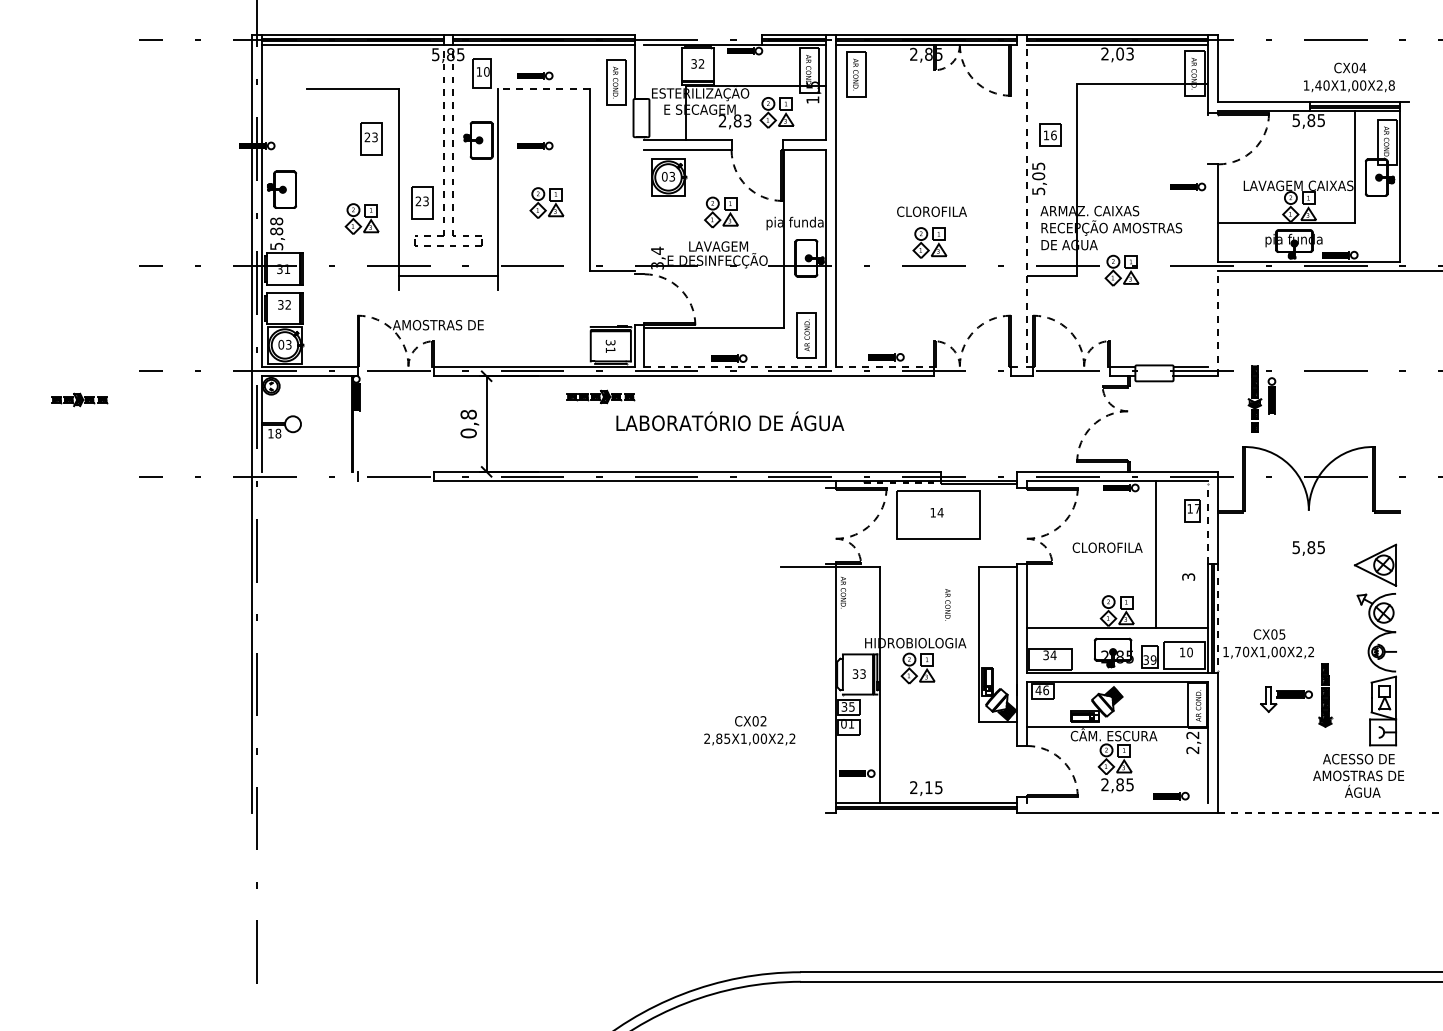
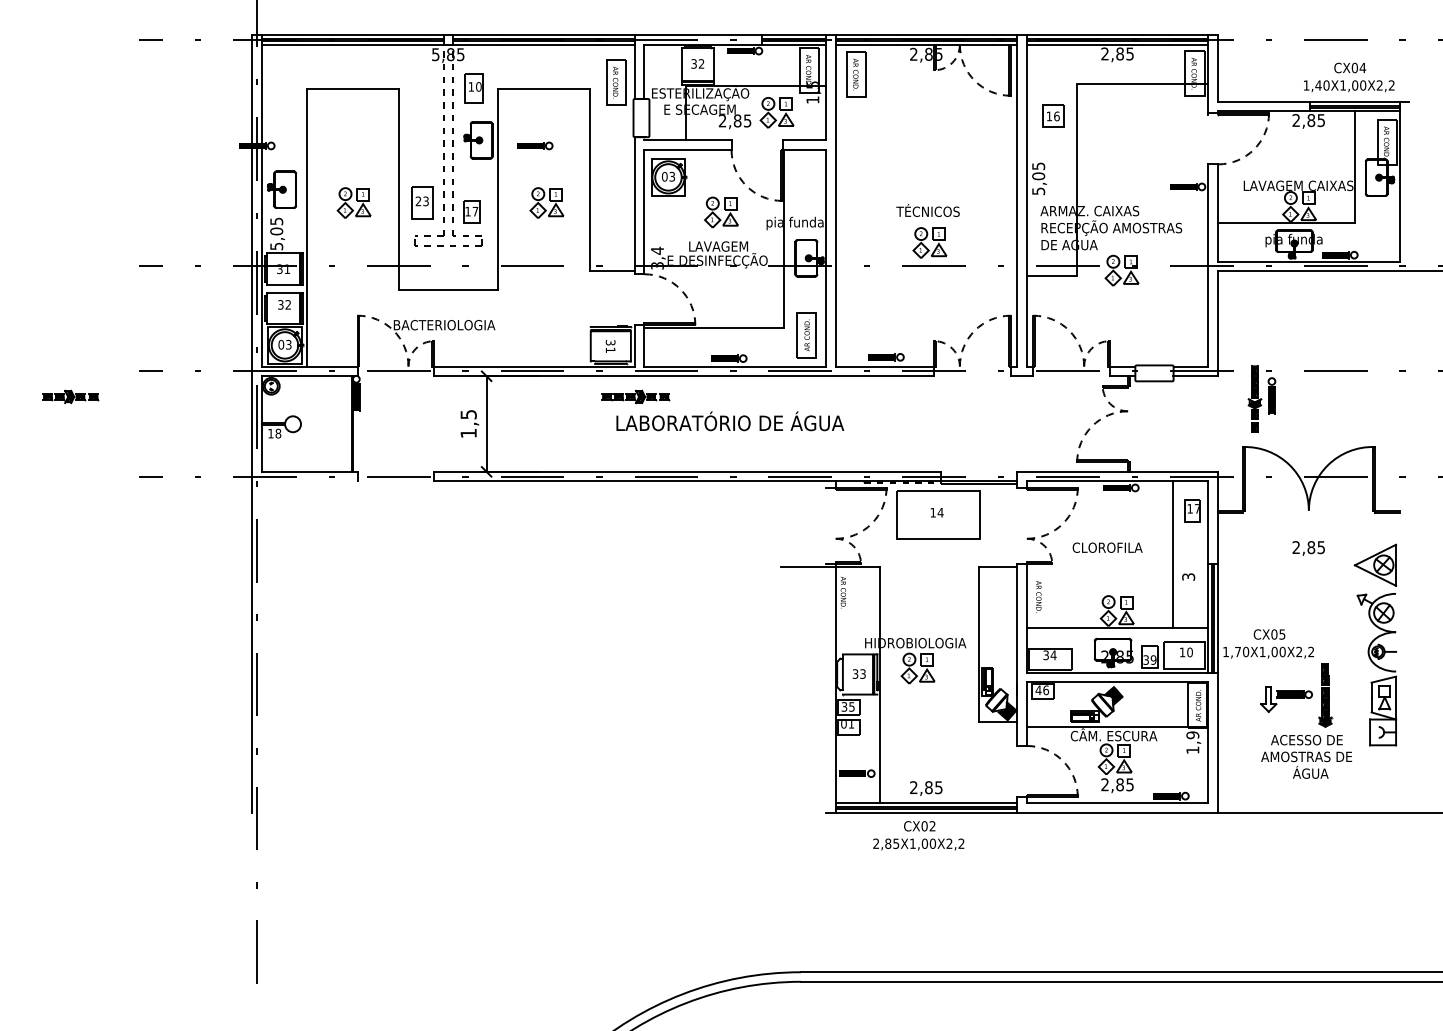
line: none -> present (698, 35)
text: 2,03 -> 2,85 (1124, 53)
line: none -> present (644, 71)
part position: (481, 73) -> (473, 88) (473, 88)
part: present -> none (535, 75)
text: 1,40X1,00X2,8 -> 1,40X1,00X2,2 (1391, 85)
line: dashed -> solid (543, 89)
text: 2,83 -> 2,85 (747, 120)
text: 5,85 -> 2,85 (1295, 120)
part position: (1050, 134) -> (1053, 115) (1053, 115)
part: present -> none (371, 138)
line: dashed -> solid (1026, 200)
line: none -> present (634, 205)
line: none -> present (1017, 205)
text: CLOROFILA -> TÉCNICOS (931, 210)
part: none -> present (471, 211)
line: none -> present (644, 211)
part position: (361, 218) -> (353, 202) (353, 202)
text: 5,88 -> 5,05 (276, 226)
line: none -> present (306, 227)
line: none -> present (1208, 265)
line position: (447, 276) -> (447, 290) (447, 290)
line: dashed -> solid (1218, 323)
text: AMOSTRAS DE -> BACTERIOLOGIA (444, 325)
line: dashed -> solid (735, 366)
line: dashed -> solid (885, 366)
part position: (600, 396) -> (635, 396) (635, 396)
part position: (79, 399) -> (70, 396) (70, 396)
text: 0,8 -> 1,5 (468, 423)
line: none -> present (309, 471)
line: dashed -> solid (1208, 522)
text: 5,85 -> 2,85 (1295, 547)
line position: (1155, 554) -> (1172, 554) (1172, 554)
text position: (947, 604) -> (1038, 596) (1038, 596)
line: dashed -> solid (1218, 618)
text position: (749, 730) -> (918, 835) (918, 835)
text: 2,2 -> 1,9 (1192, 742)
text position: (1358, 775) -> (1306, 756) (1306, 756)
text: 2,15 -> 2,85 (928, 787)
line: none -> present (1117, 803)
line: none -> present (926, 812)
line: dashed -> solid (1330, 812)
